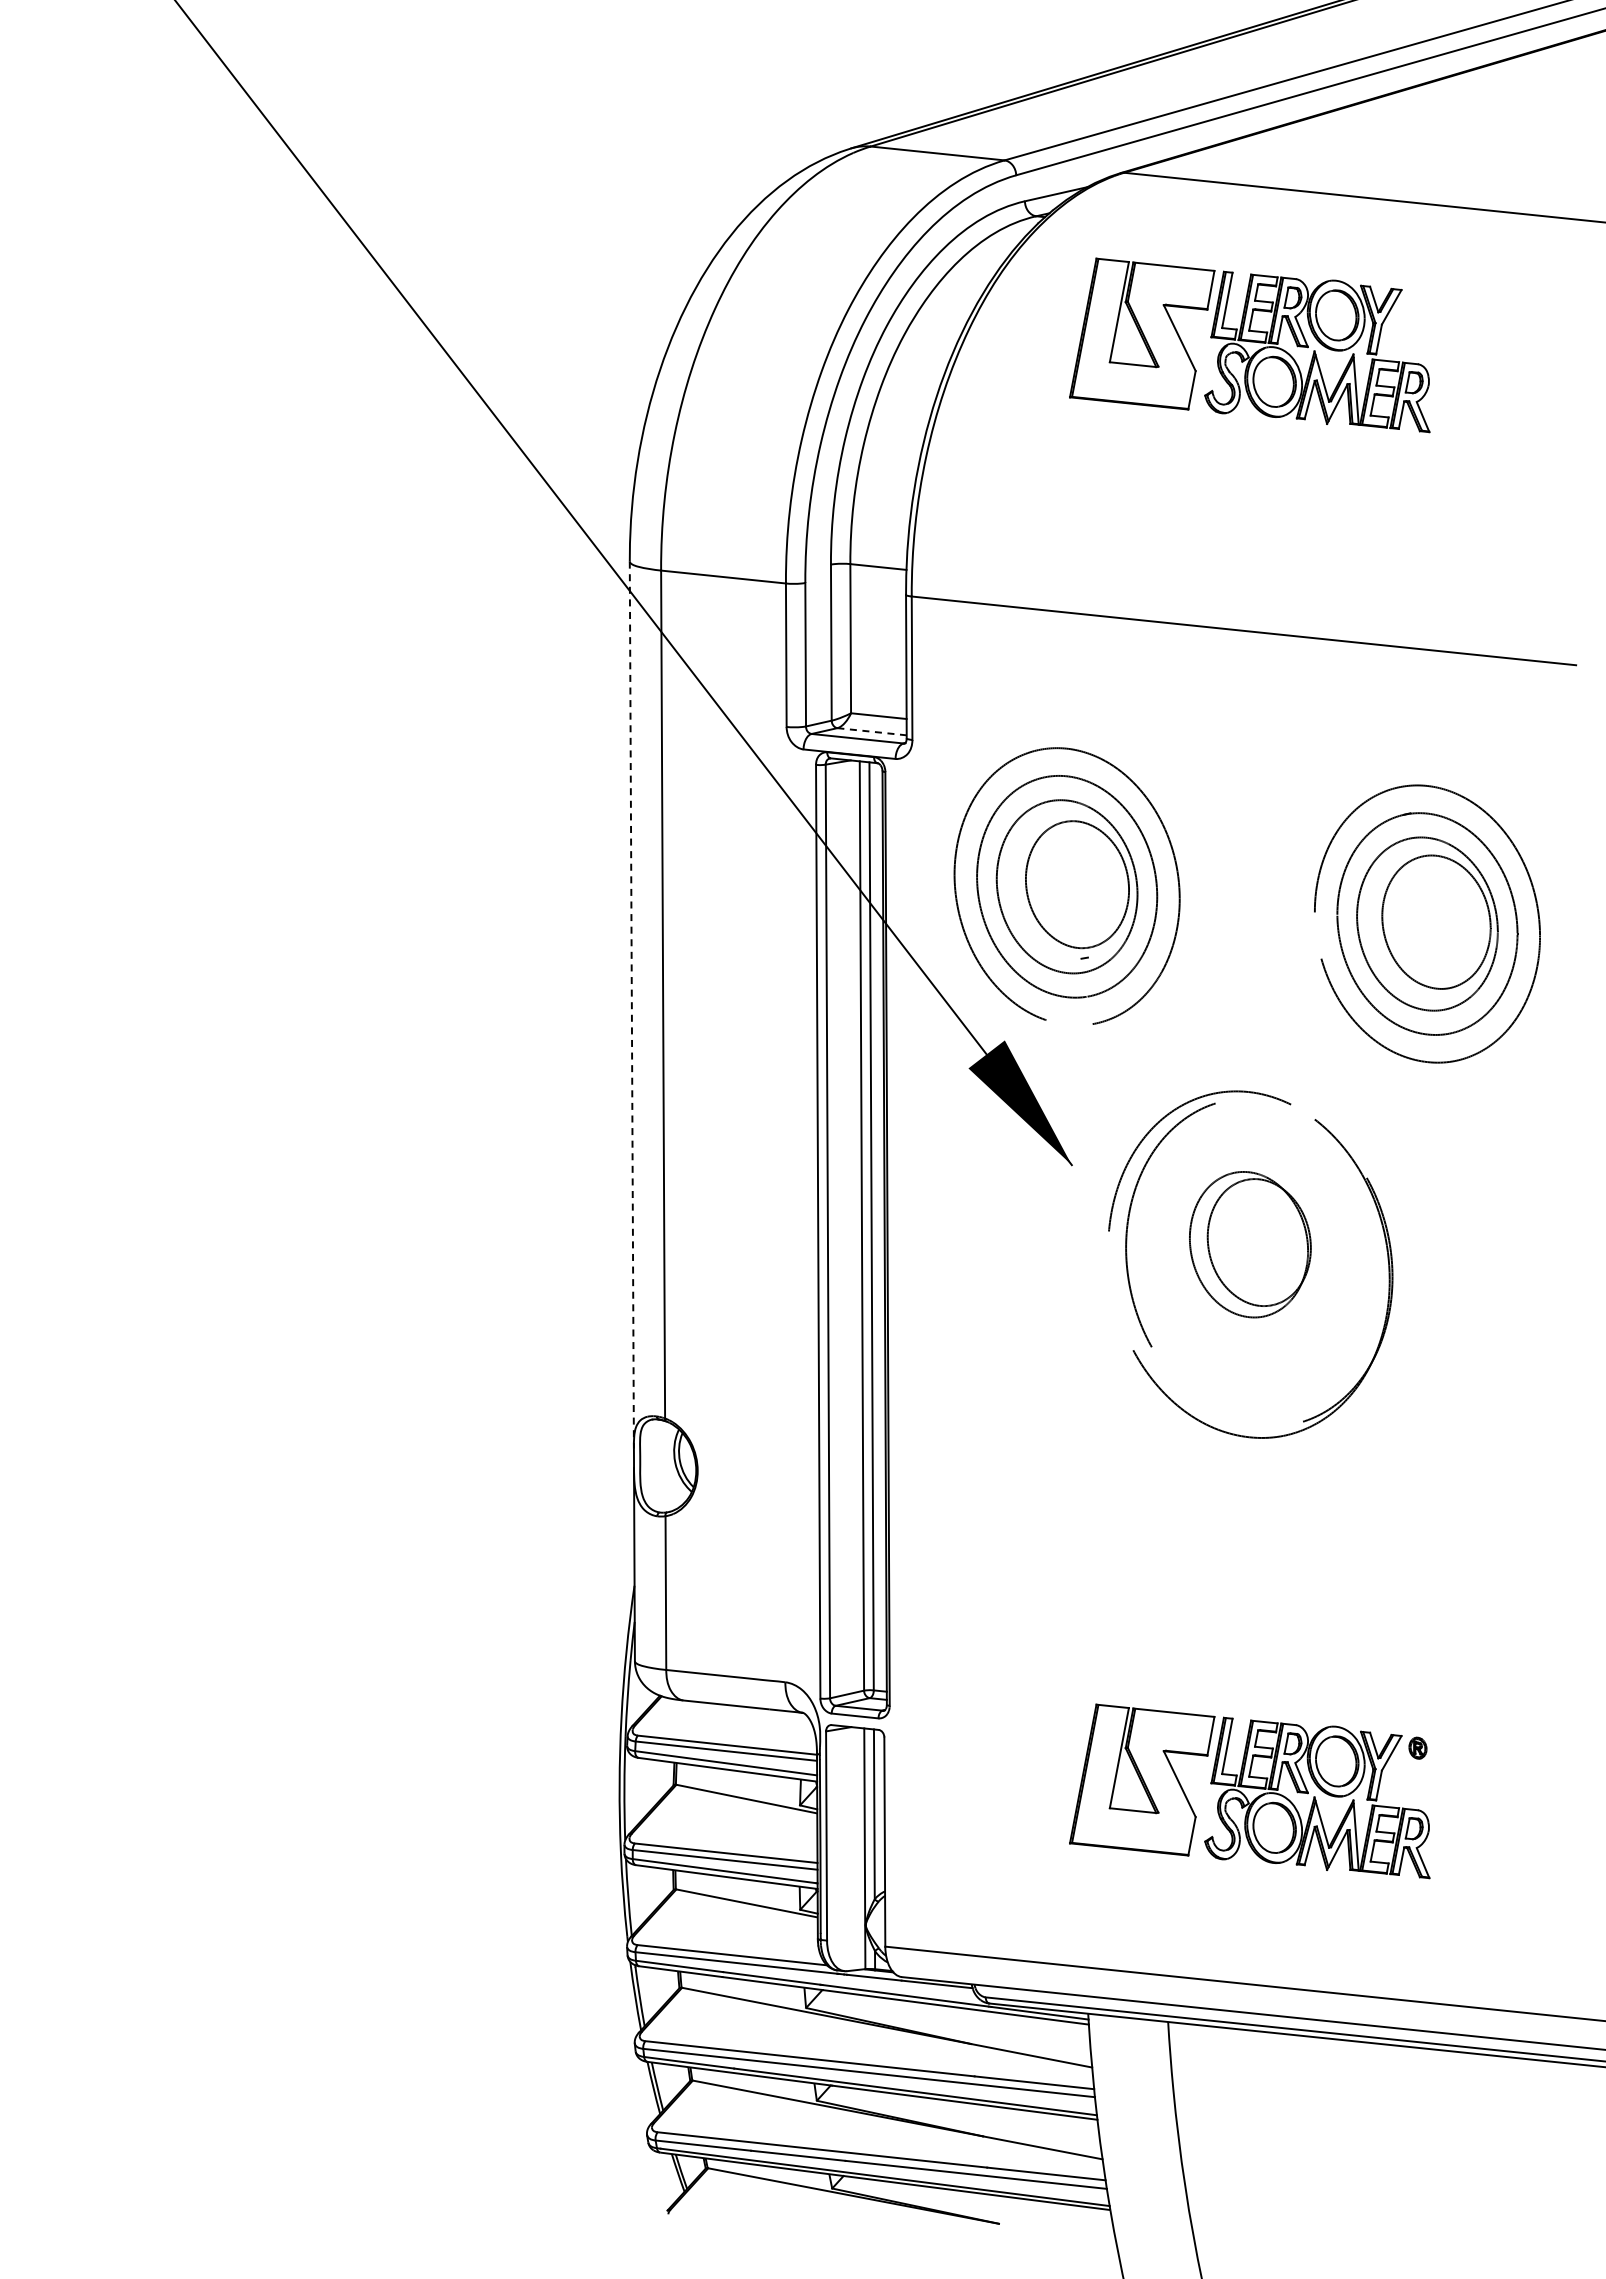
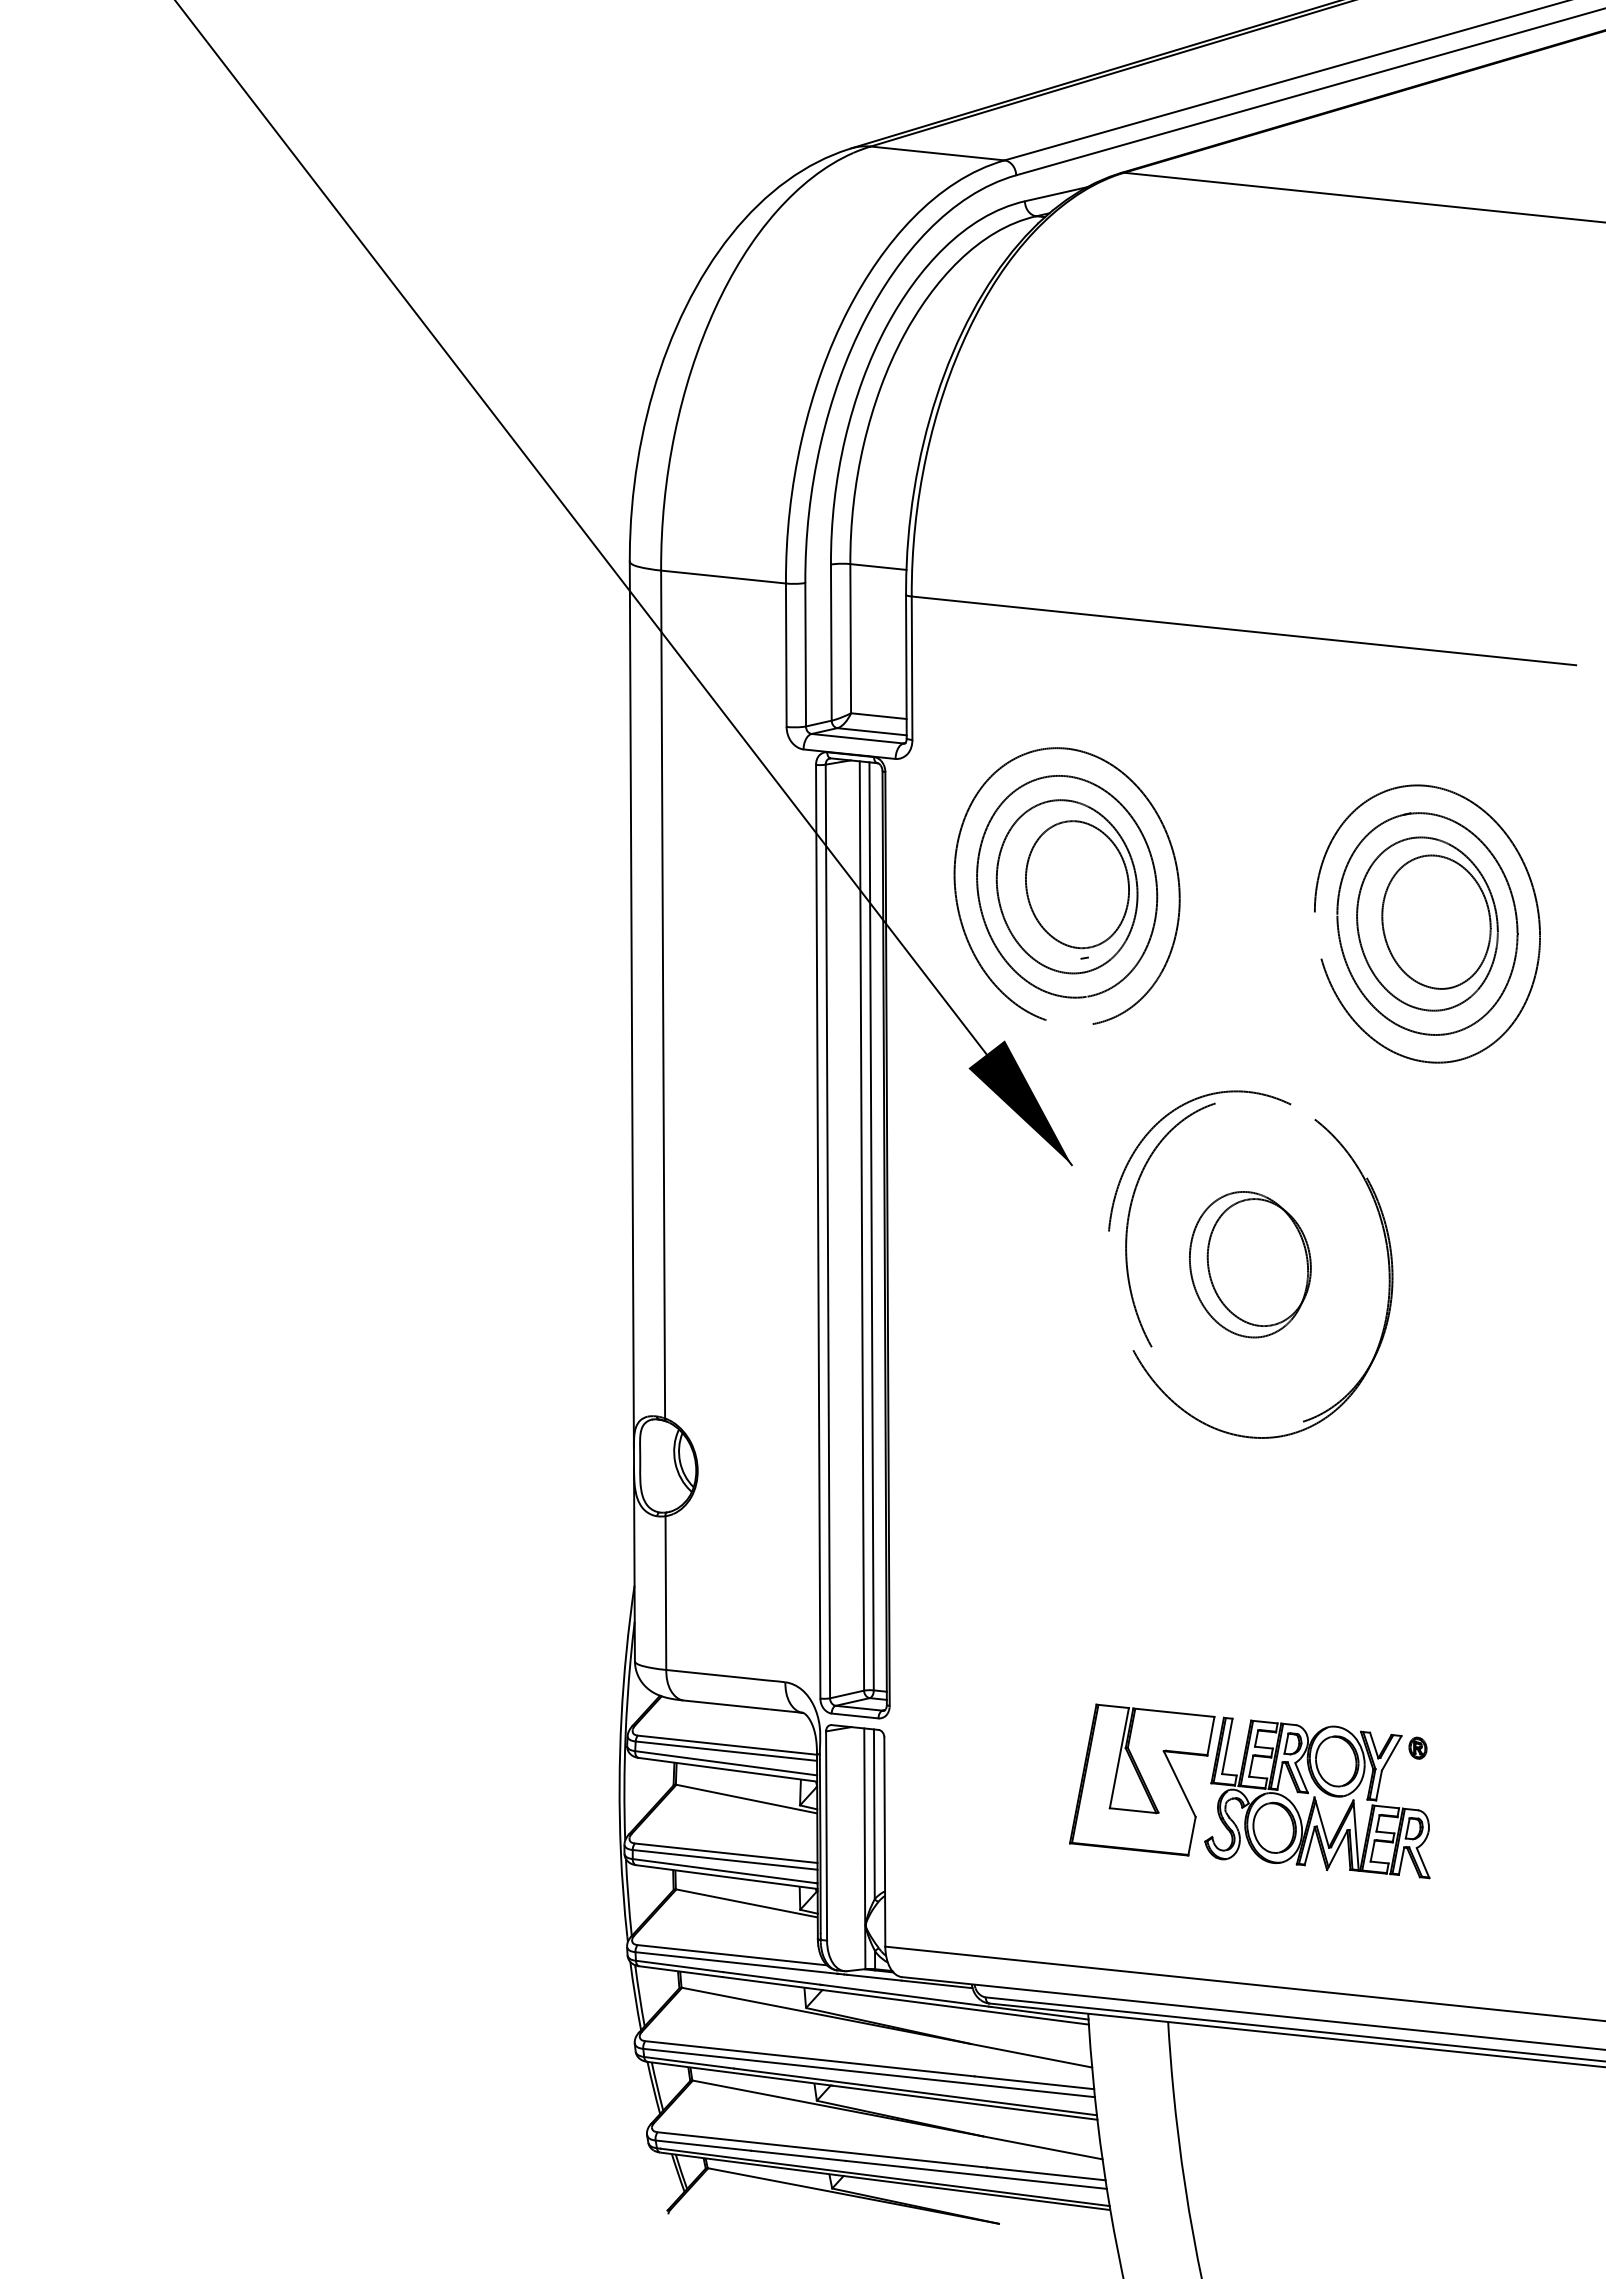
part: present -> none (1249, 345)
line: dashed -> solid (872, 731)
line: dashed -> solid (631, 1005)
part position: (1250, 1244) -> (1250, 1264) (1250, 1264)
